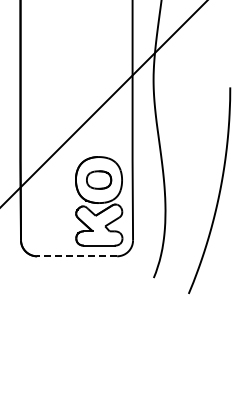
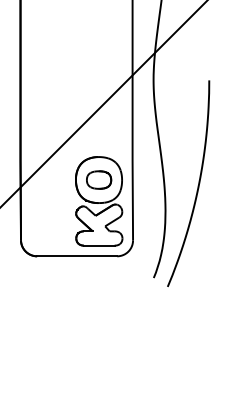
curve position: (218, 192) -> (197, 185) (197, 185)
line: dashed -> solid (76, 256)
